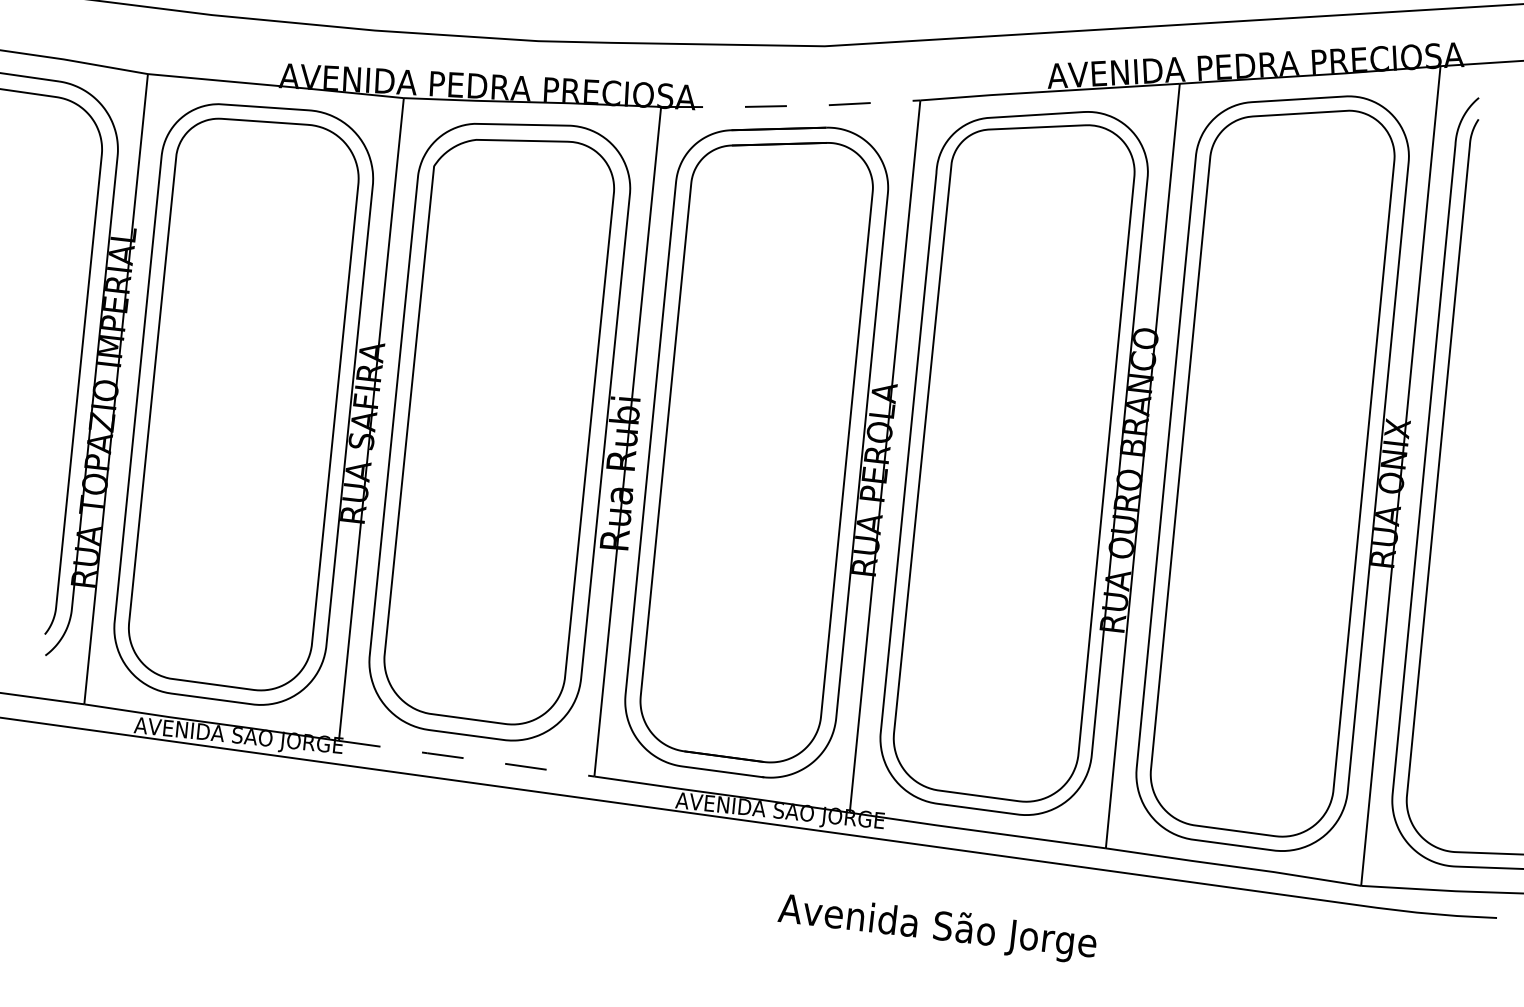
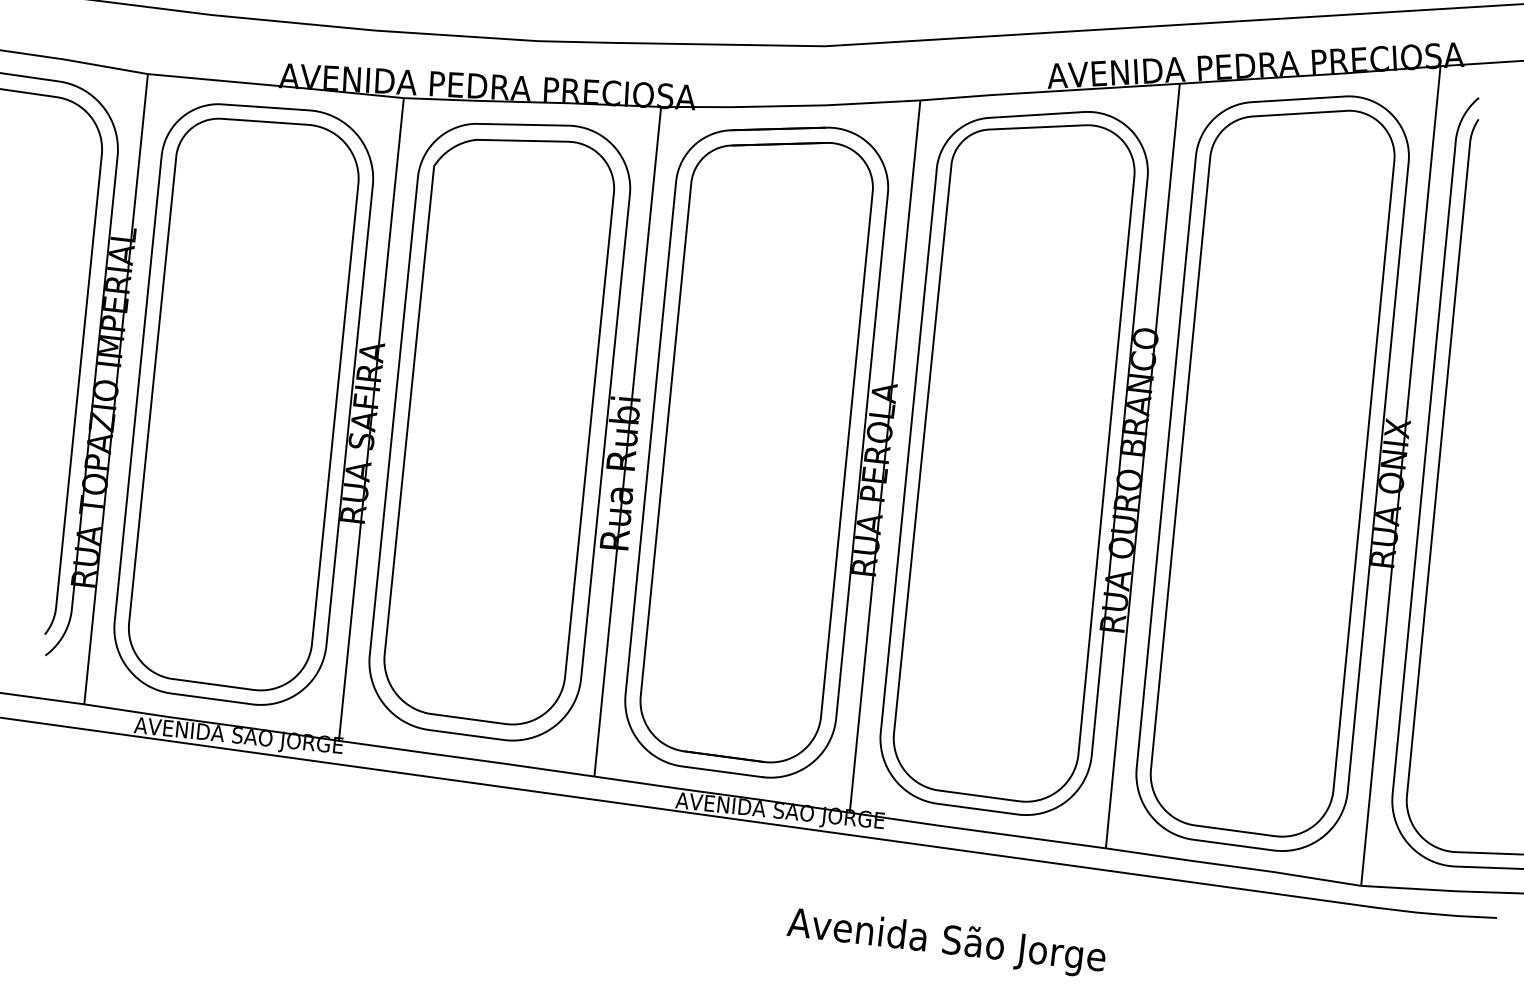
line: dashed -> solid (790, 106)
line: dashed -> solid (466, 758)
text position: (936, 928) -> (945, 942) (945, 942)
